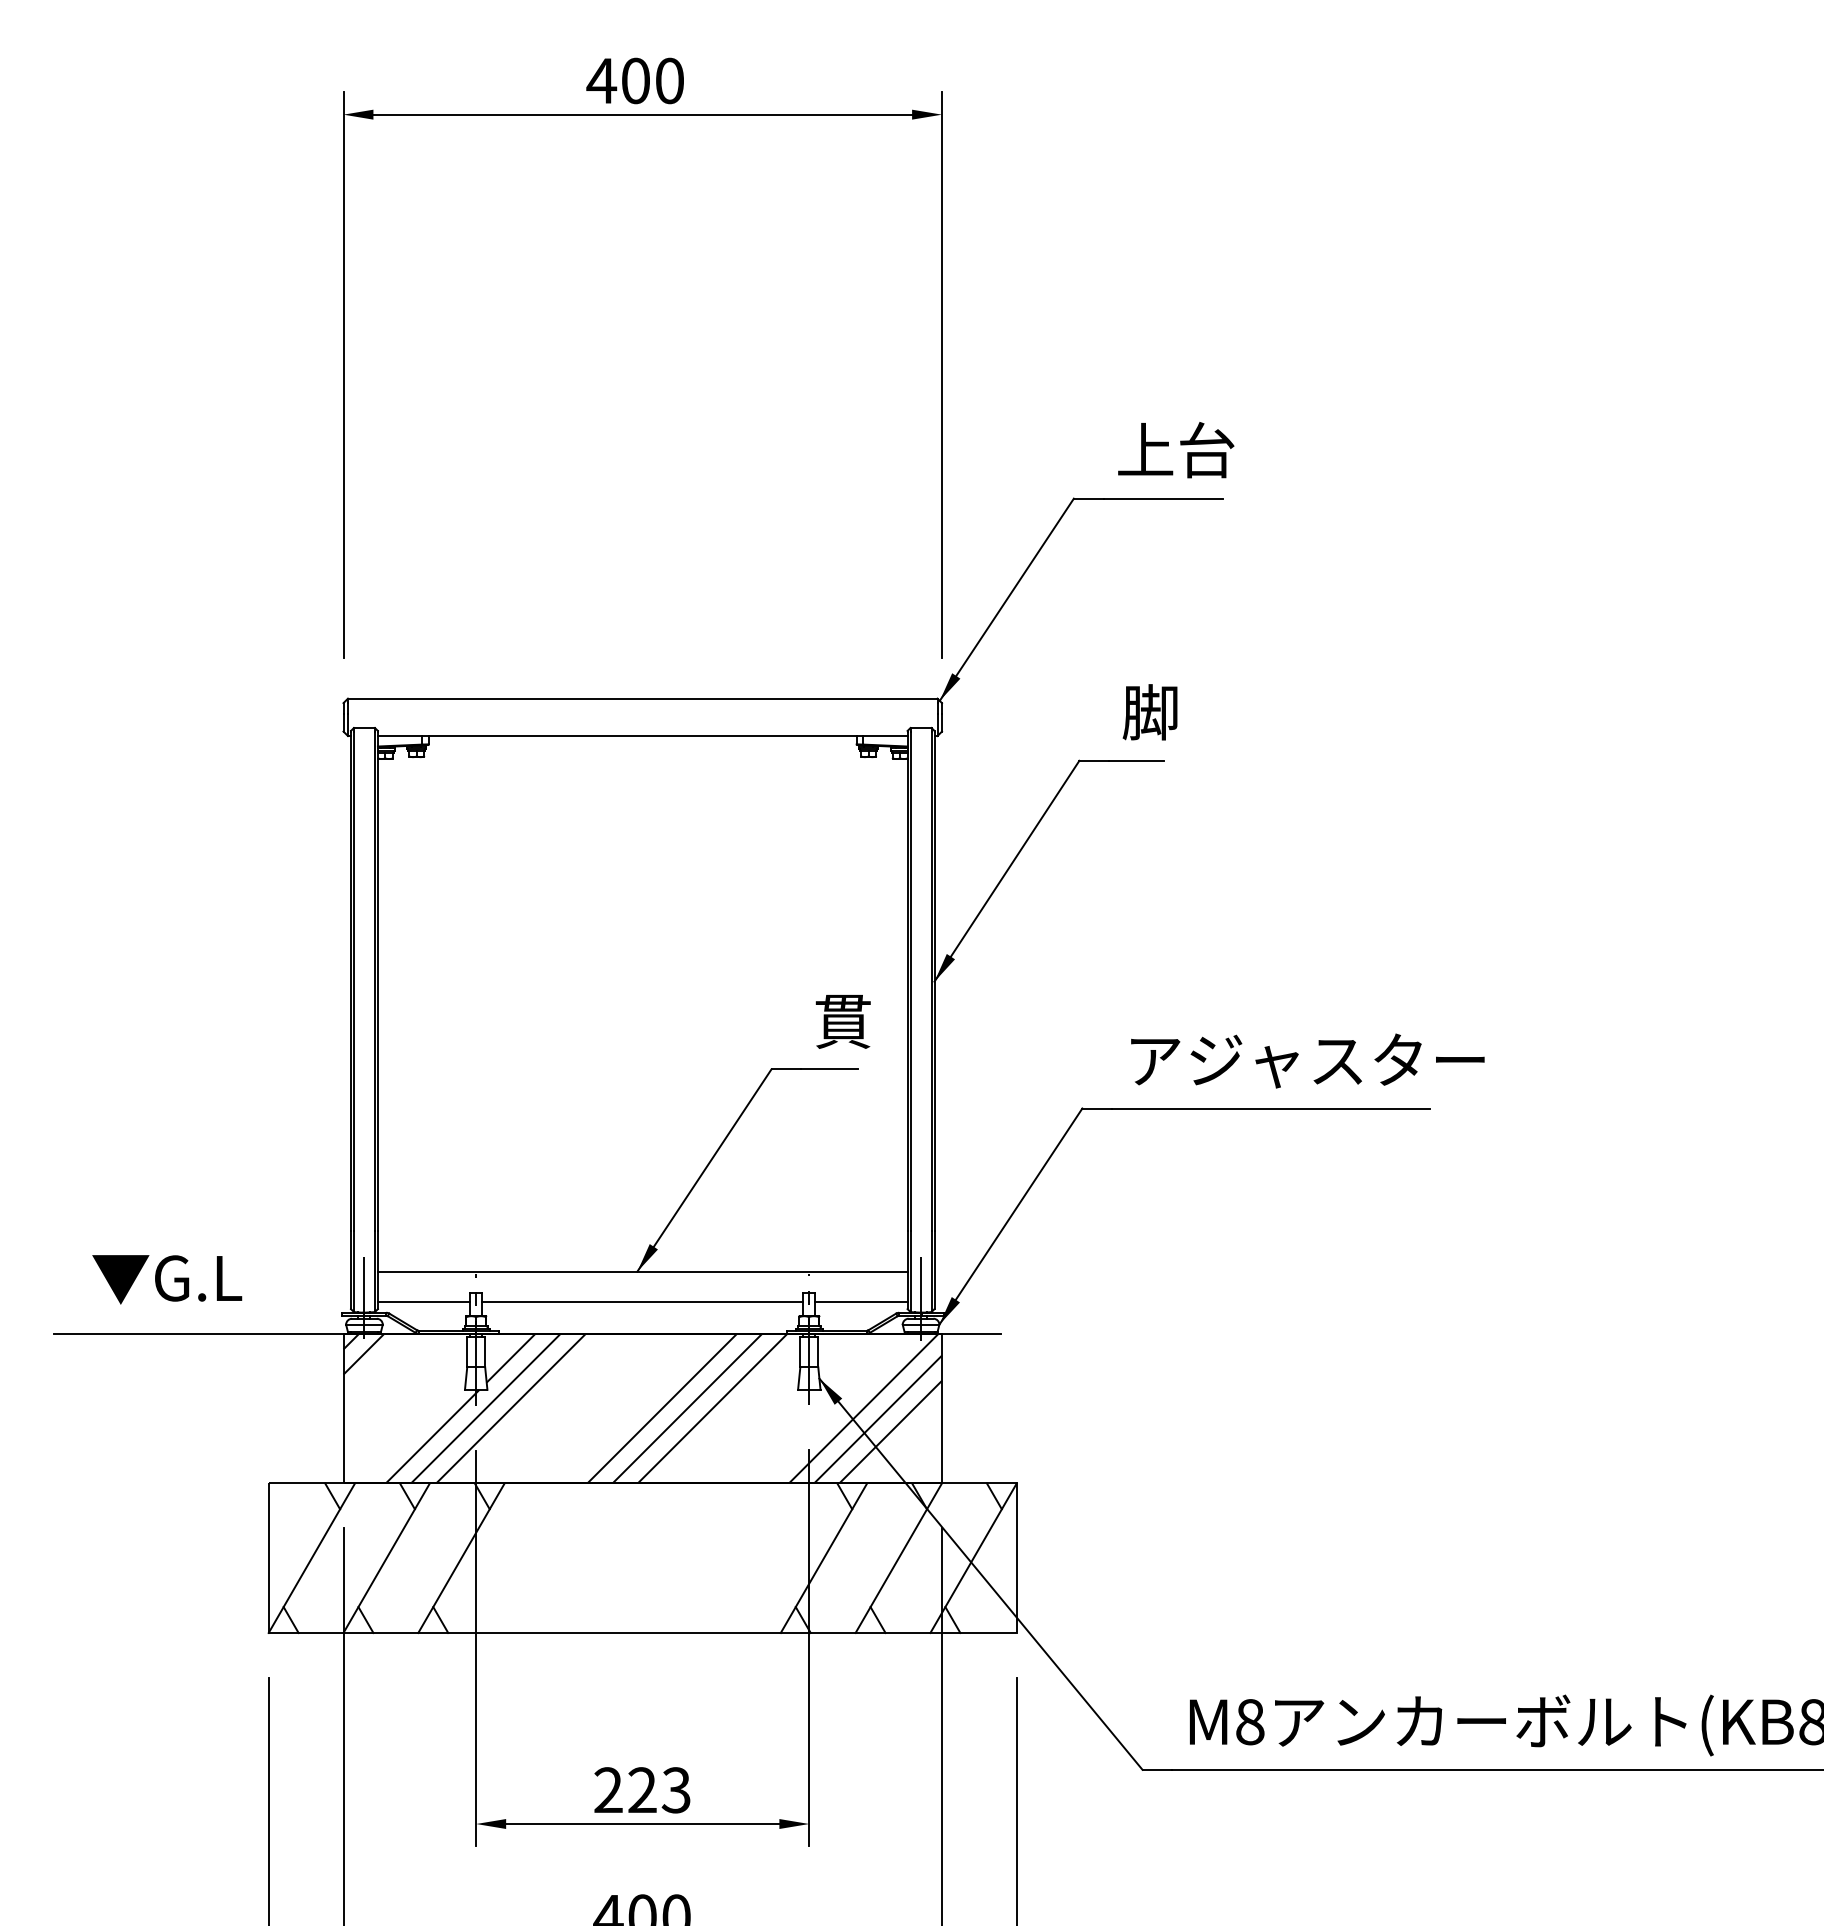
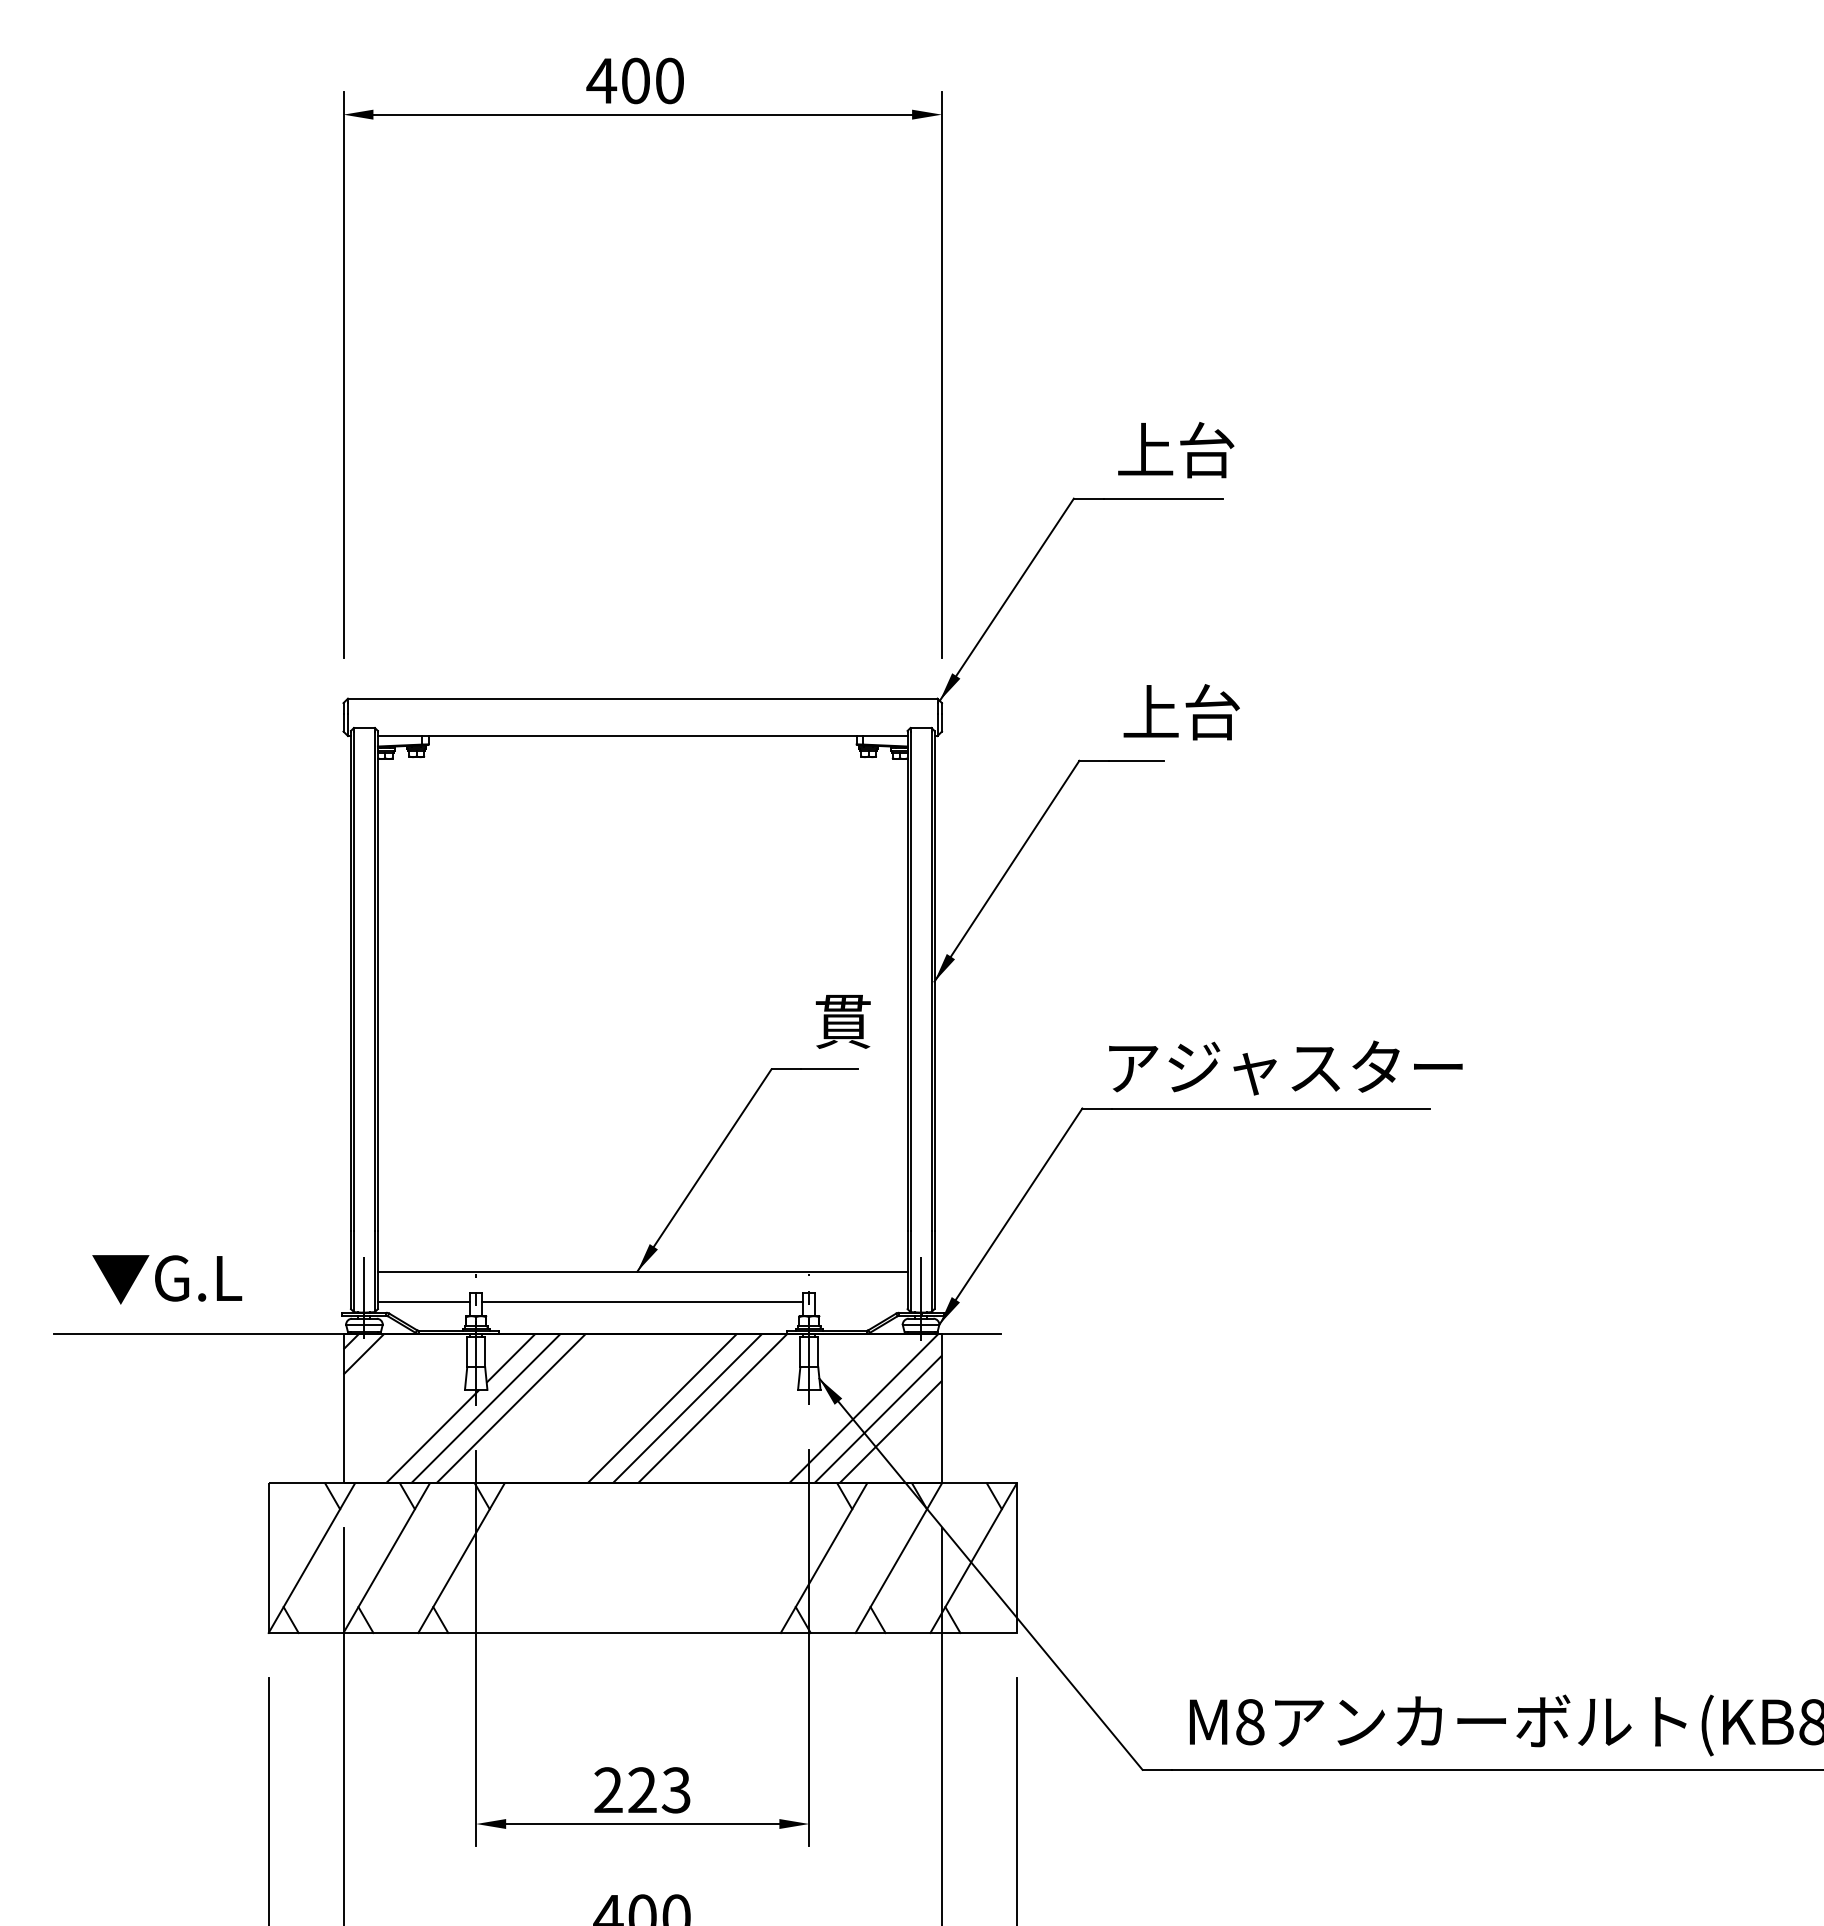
text: 脚 -> 上台 (1180, 712)
text position: (1307, 1060) -> (1285, 1067) (1285, 1067)
line: present -> none (861, 1301)
